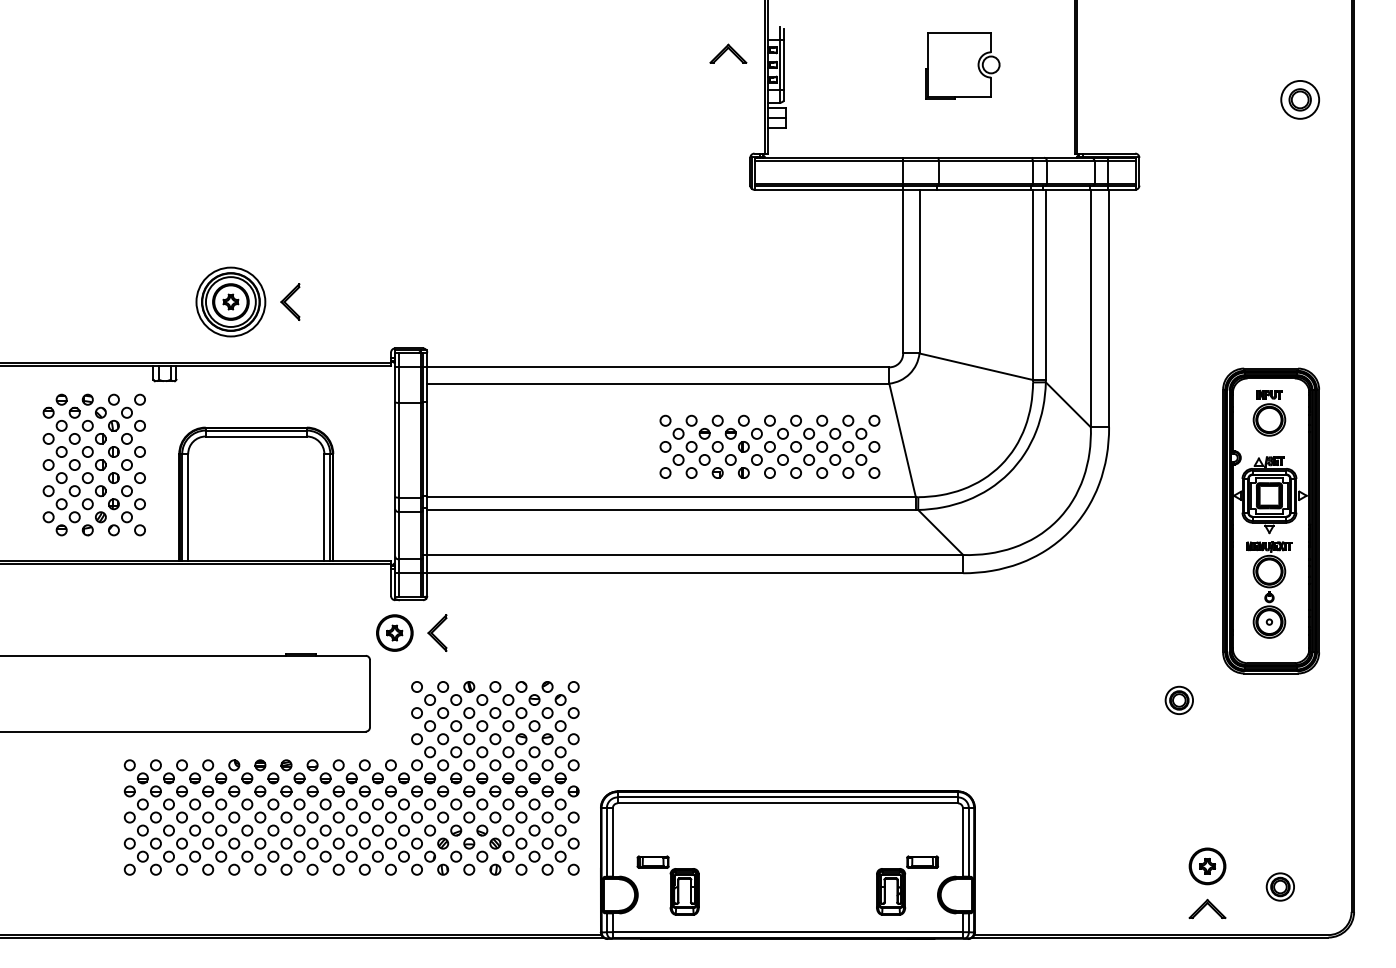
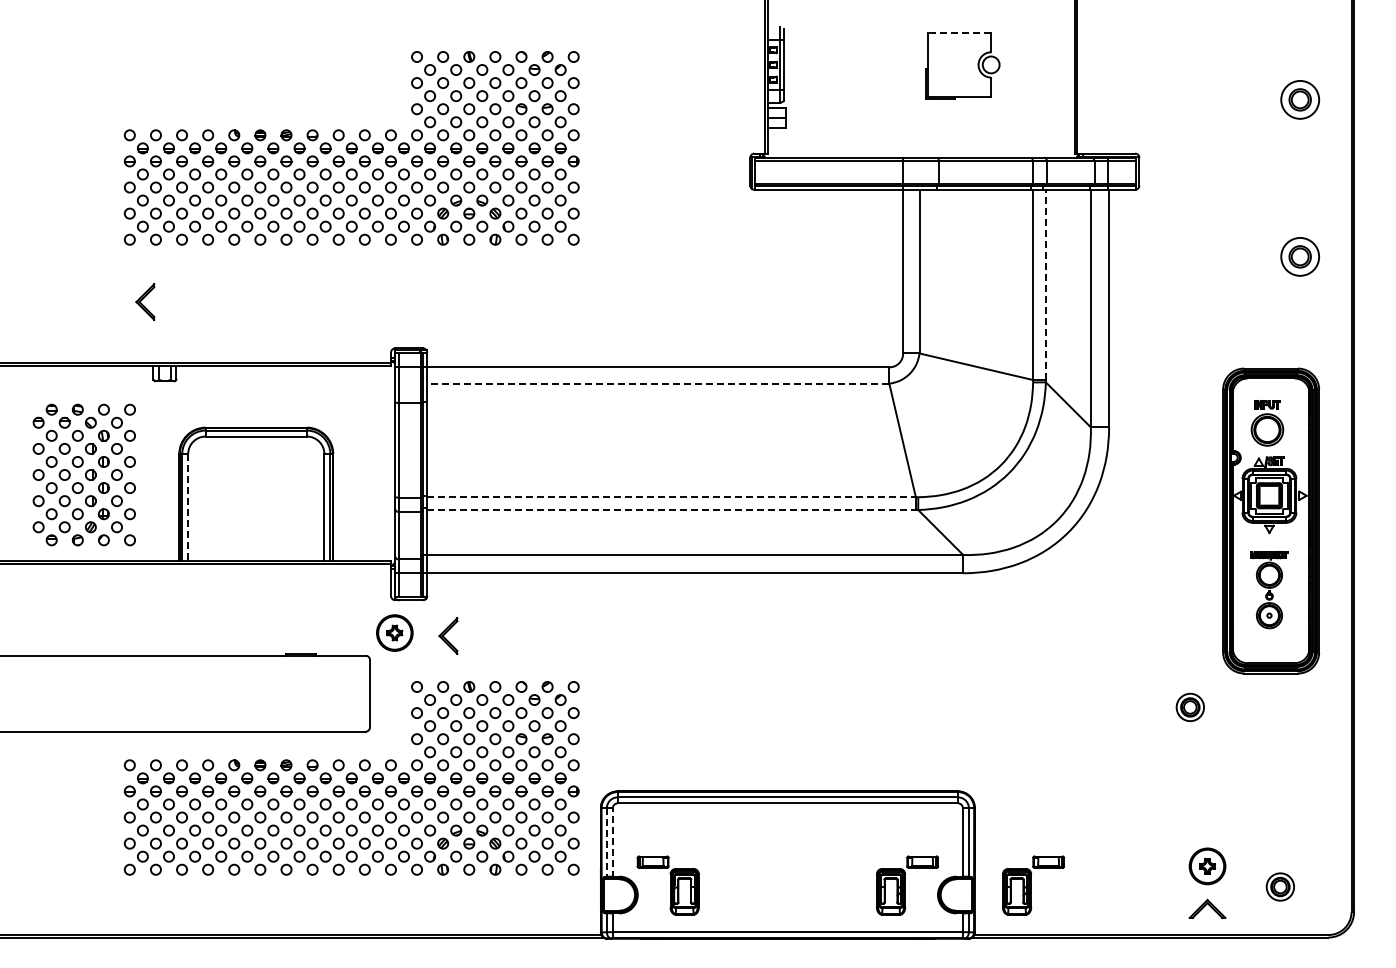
line: solid -> dashed (959, 33)
part: present -> none (728, 53)
part: none -> present (351, 148)
part: none -> present (1299, 256)
line: solid -> dashed (1045, 284)
part: present -> none (230, 301)
part position: (290, 301) -> (145, 301) (145, 301)
line: solid -> dashed (657, 383)
part position: (1269, 412) -> (1267, 422) (1267, 422)
part: present -> none (769, 446)
part position: (93, 464) -> (83, 474) (83, 474)
line: solid -> dashed (672, 497)
line: solid -> dashed (188, 508)
line: solid -> dashed (672, 509)
part size: 47x98 px -> 39x80 px (1269, 589)
part position: (437, 632) -> (448, 635) (448, 635)
part position: (1178, 699) -> (1189, 706) (1189, 706)
line: solid -> dashed (606, 843)
line: solid -> dashed (612, 843)
part: none -> present (1033, 885)
